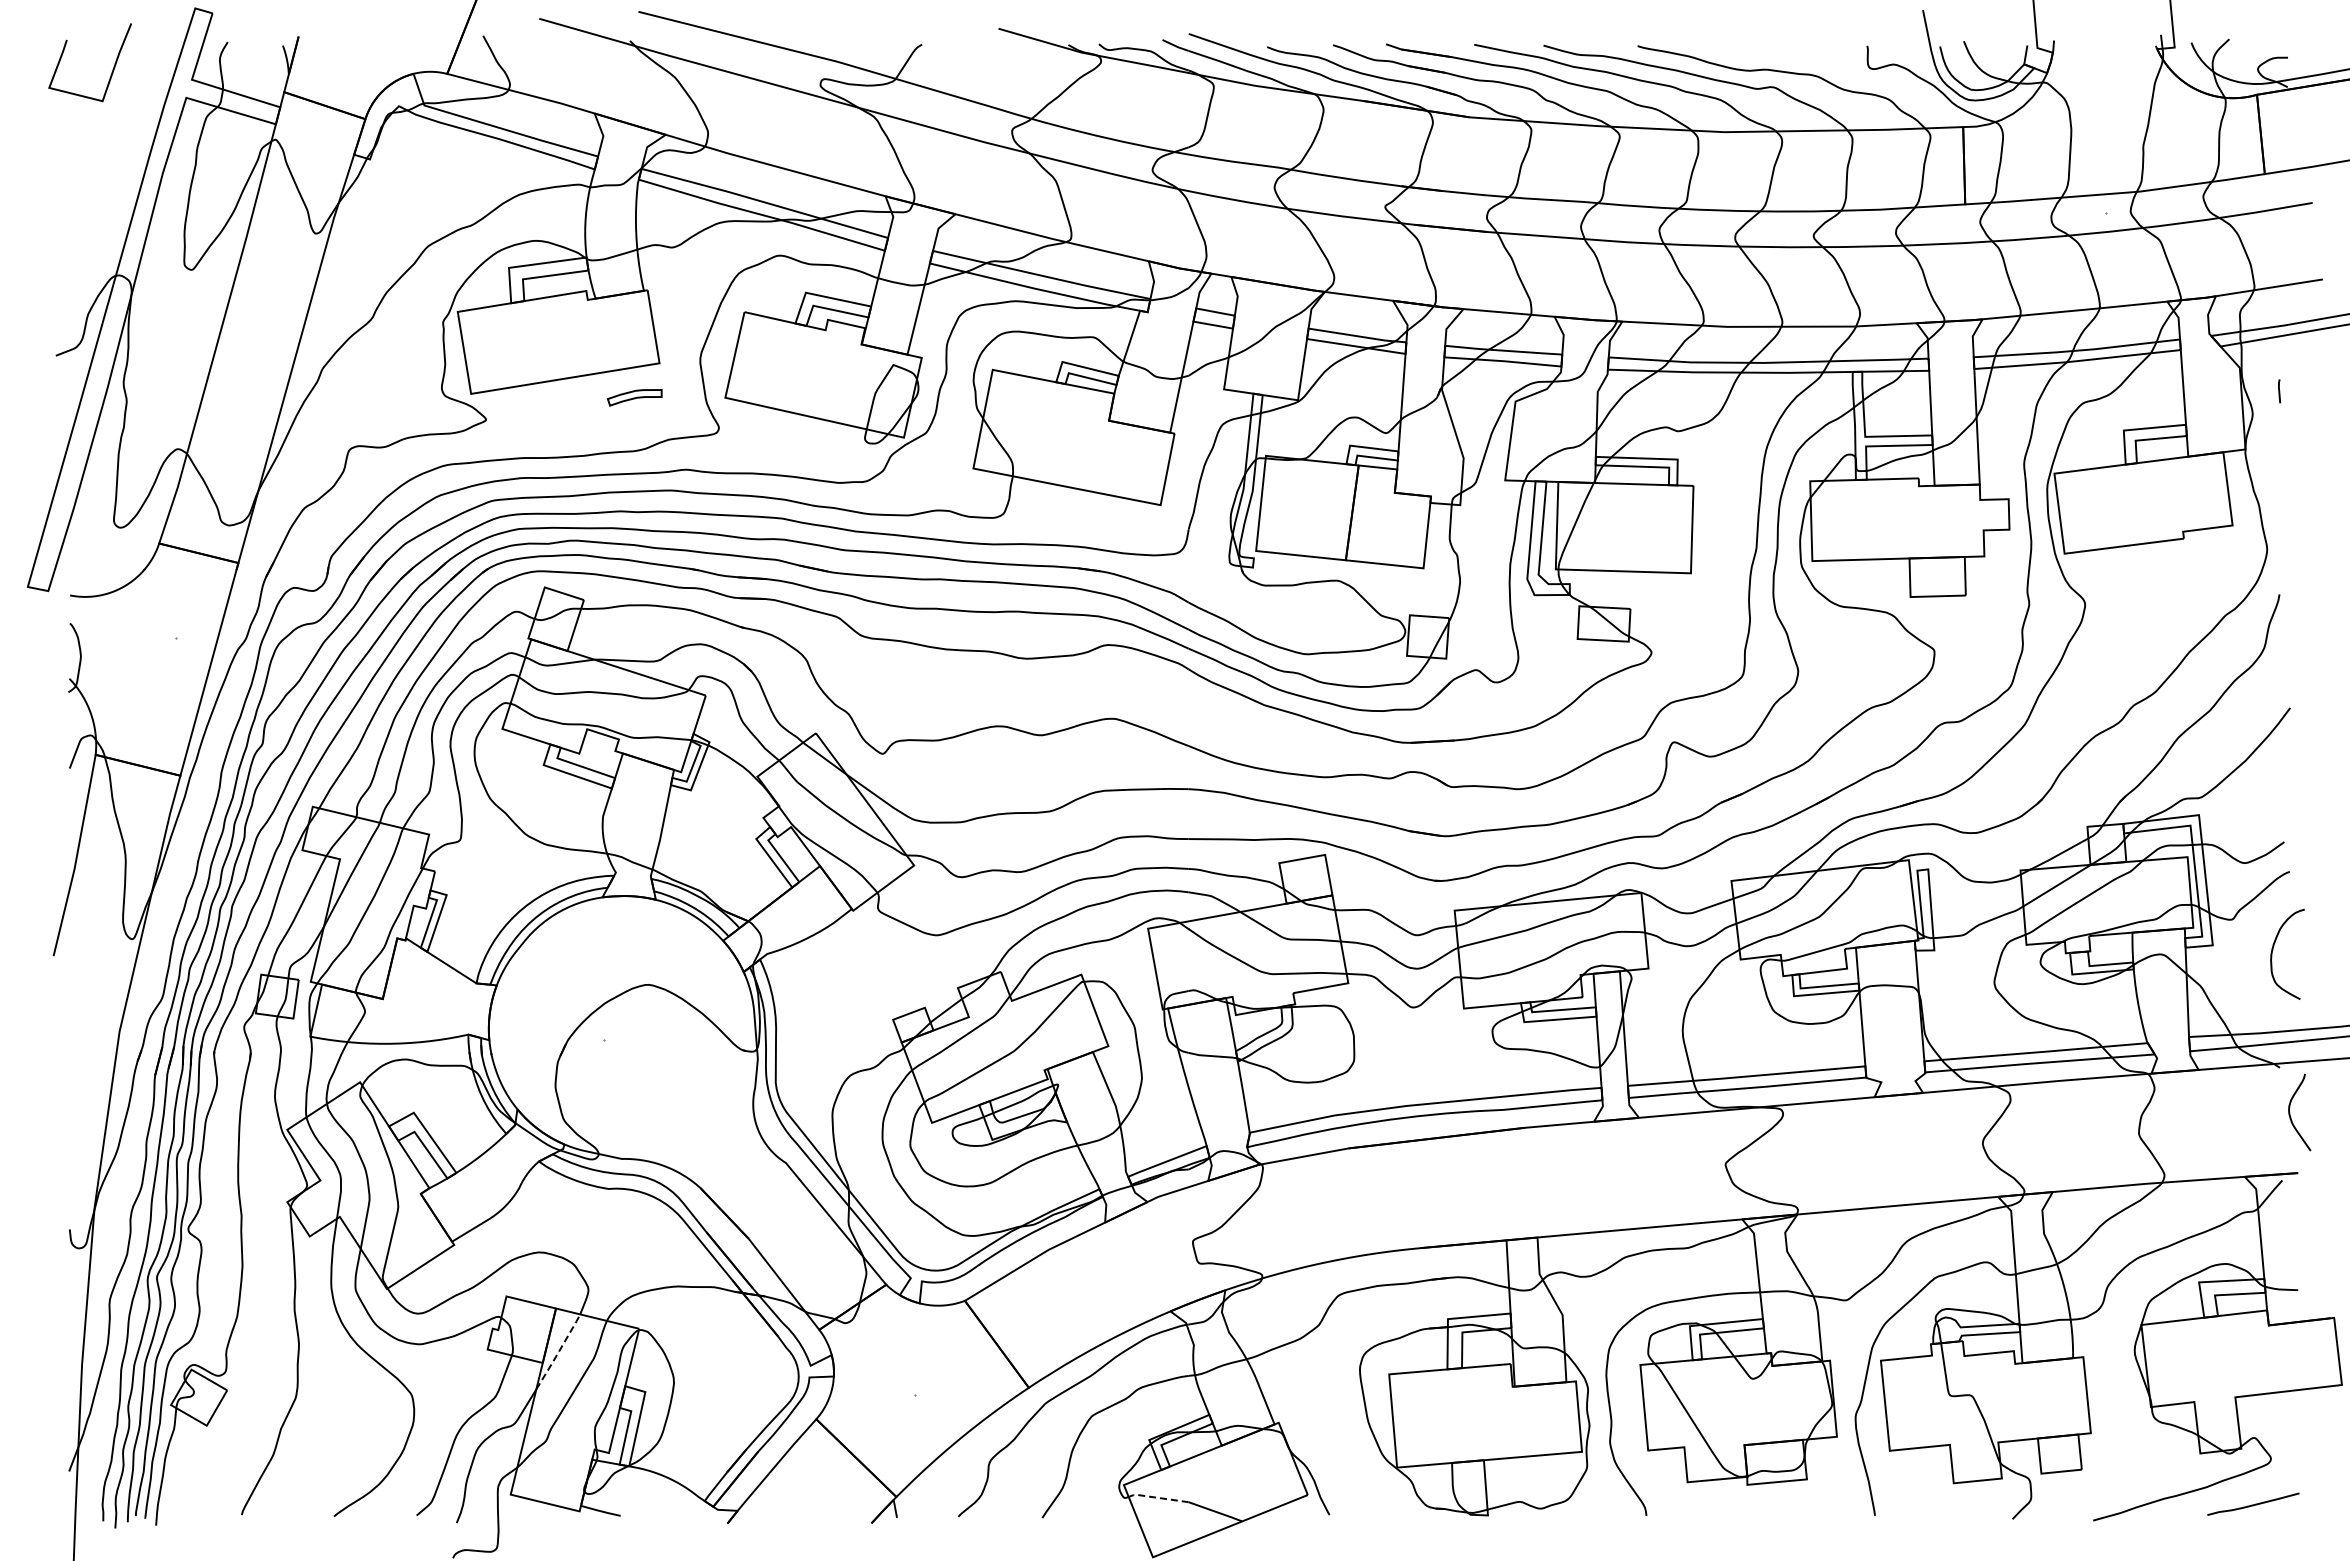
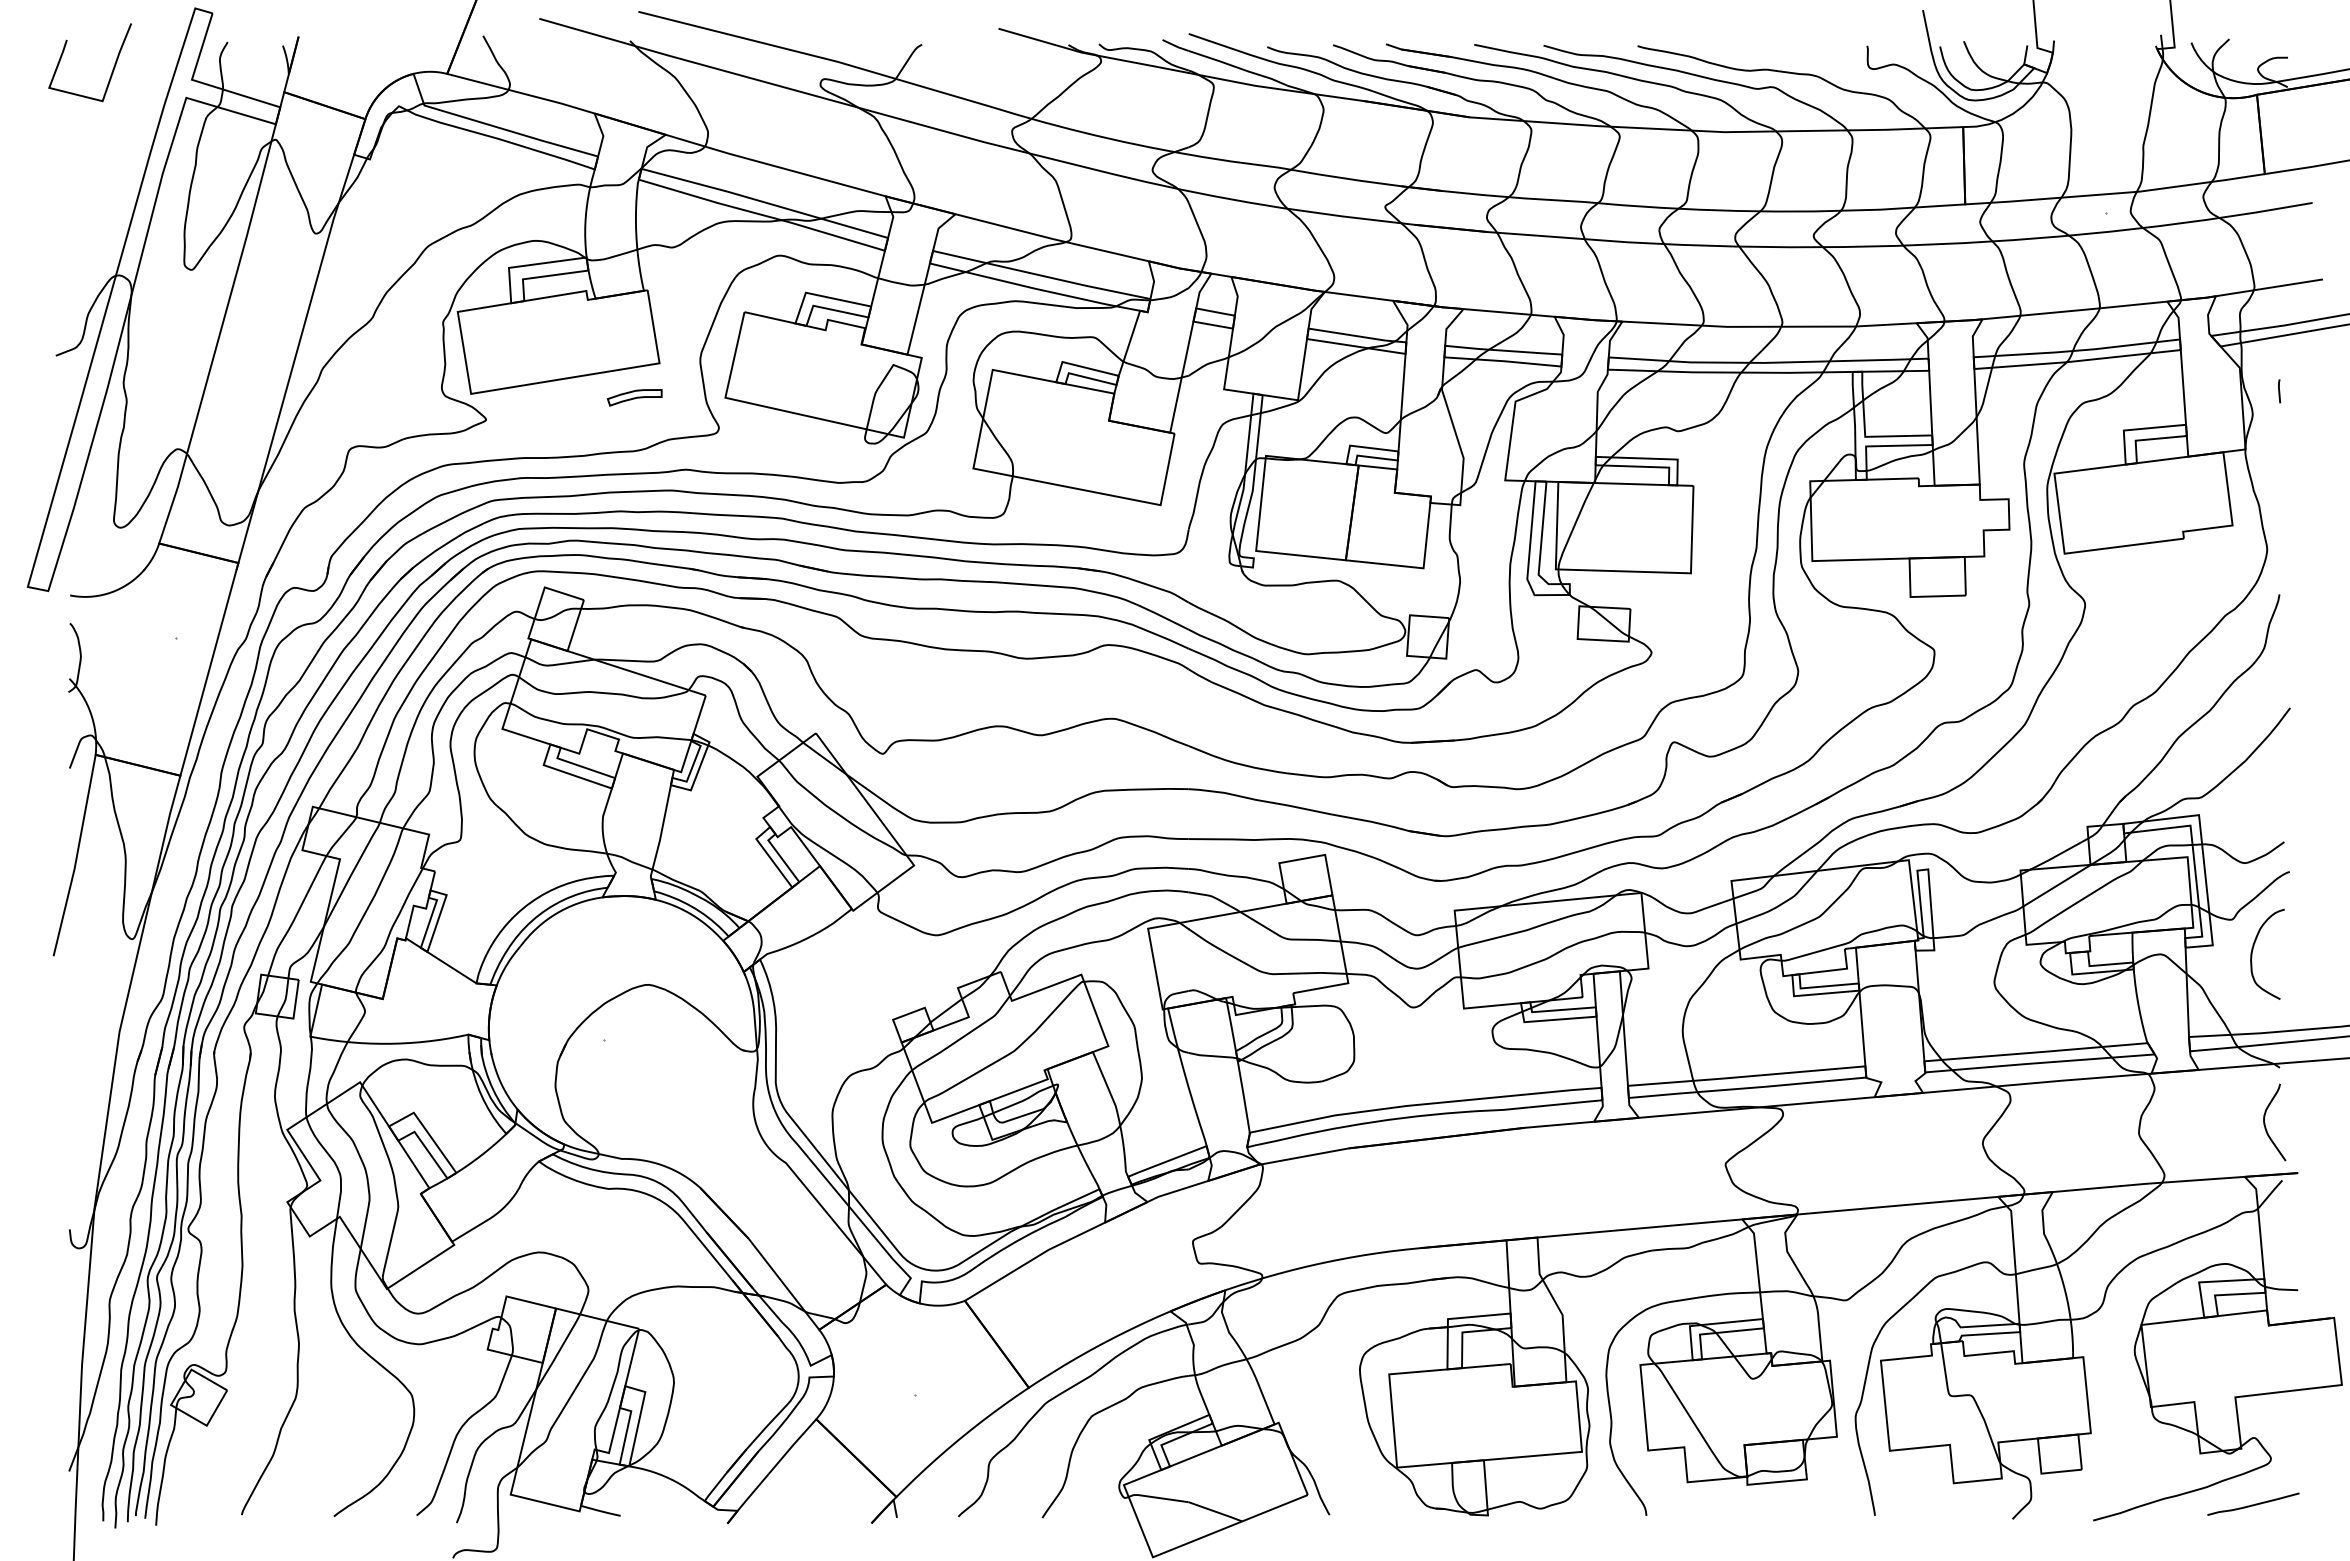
curve position: (2273, 950) -> (2253, 950) (2253, 950)
curve position: (2290, 1112) -> (2265, 1122) (2265, 1122)
line: dashed -> solid (558, 1351)
line: dashed -> solid (1156, 1497)
